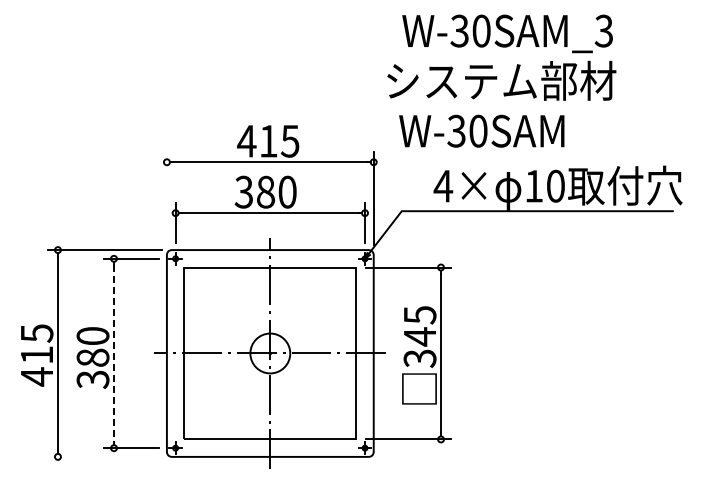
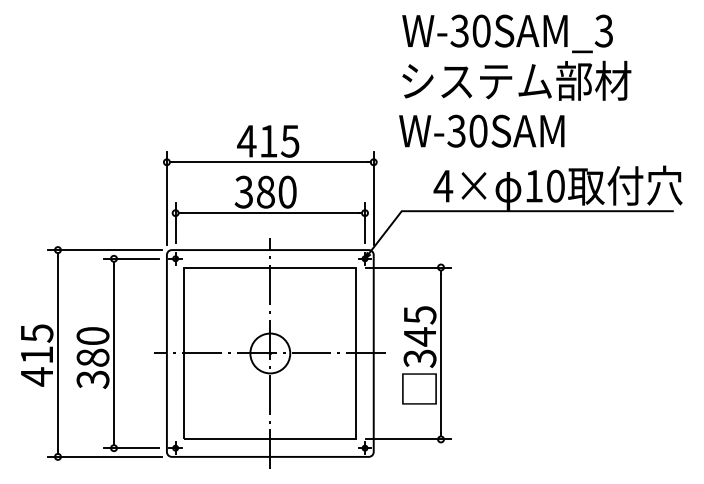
text position: (501, 80) -> (516, 80) (516, 80)
line: none -> present (166, 198)
line: dashed -> solid (113, 353)
line: none -> present (104, 456)
